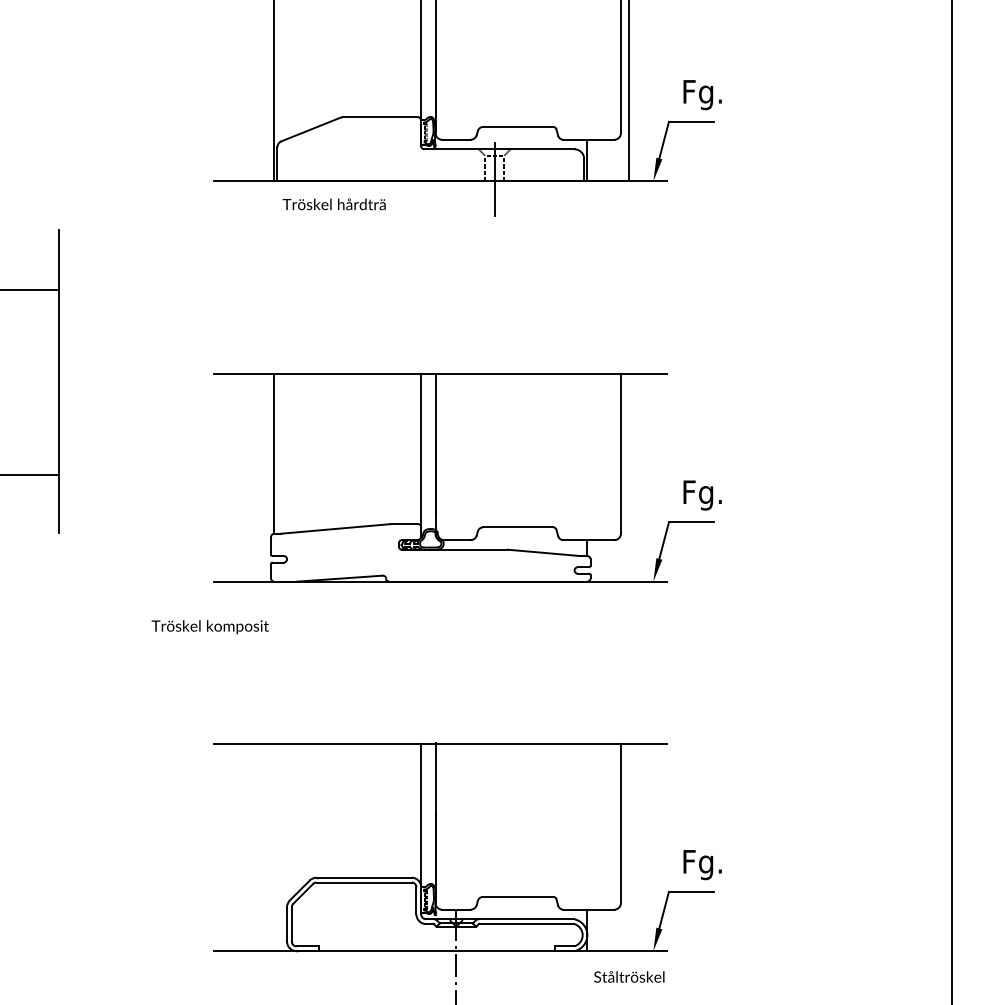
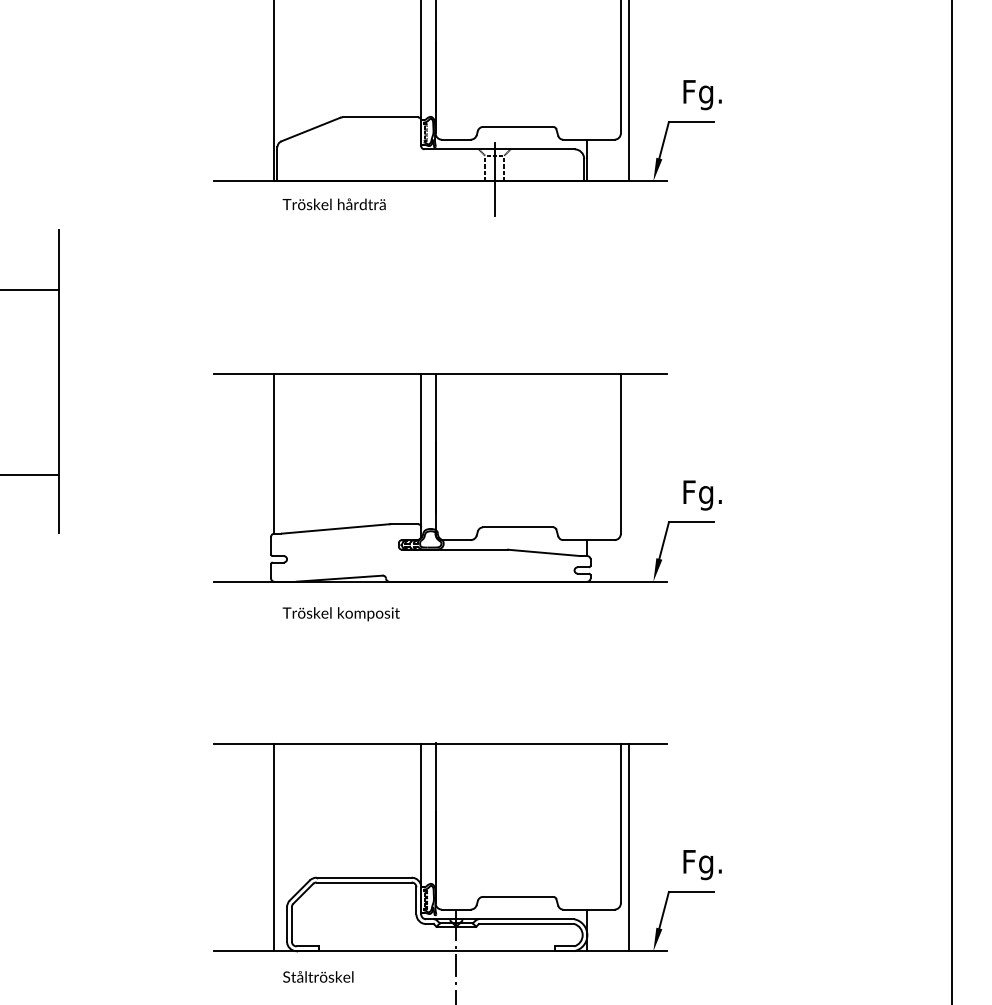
text position: (209, 627) -> (340, 614) (340, 614)
line: none -> present (274, 847)
line: none -> present (628, 847)
text position: (629, 976) -> (318, 976) (318, 976)
